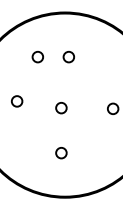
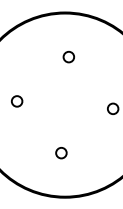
circle: present -> none (37, 57)
circle: present -> none (61, 108)
